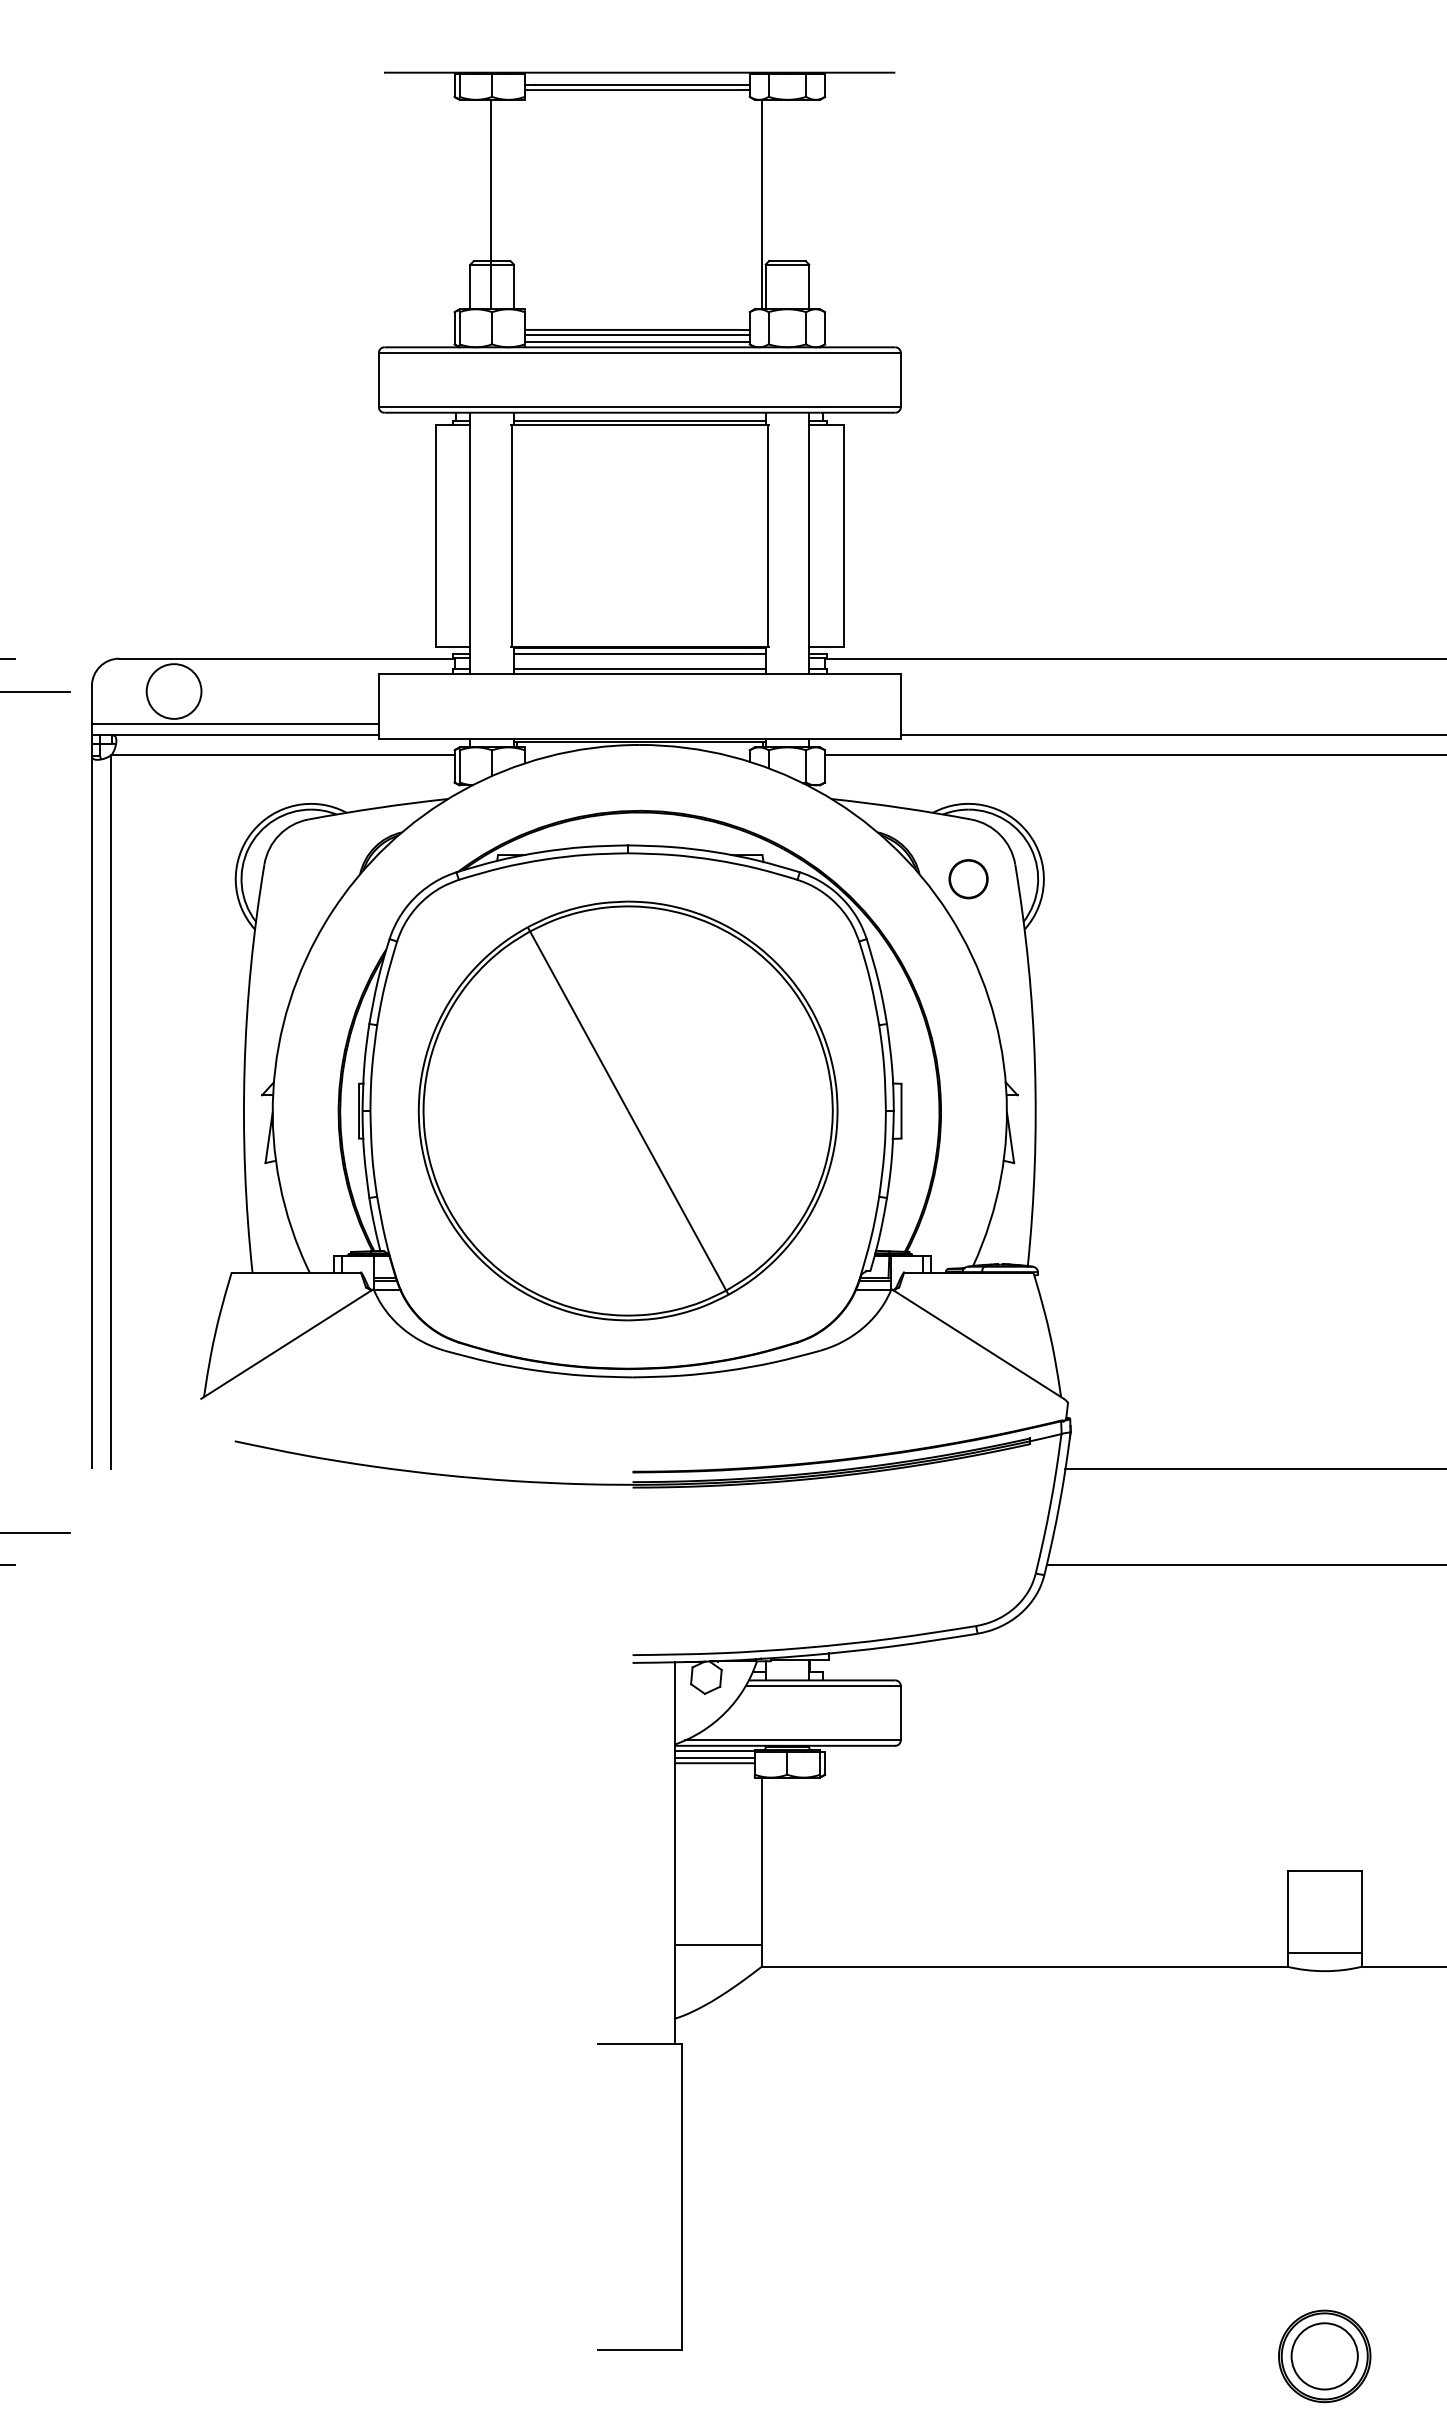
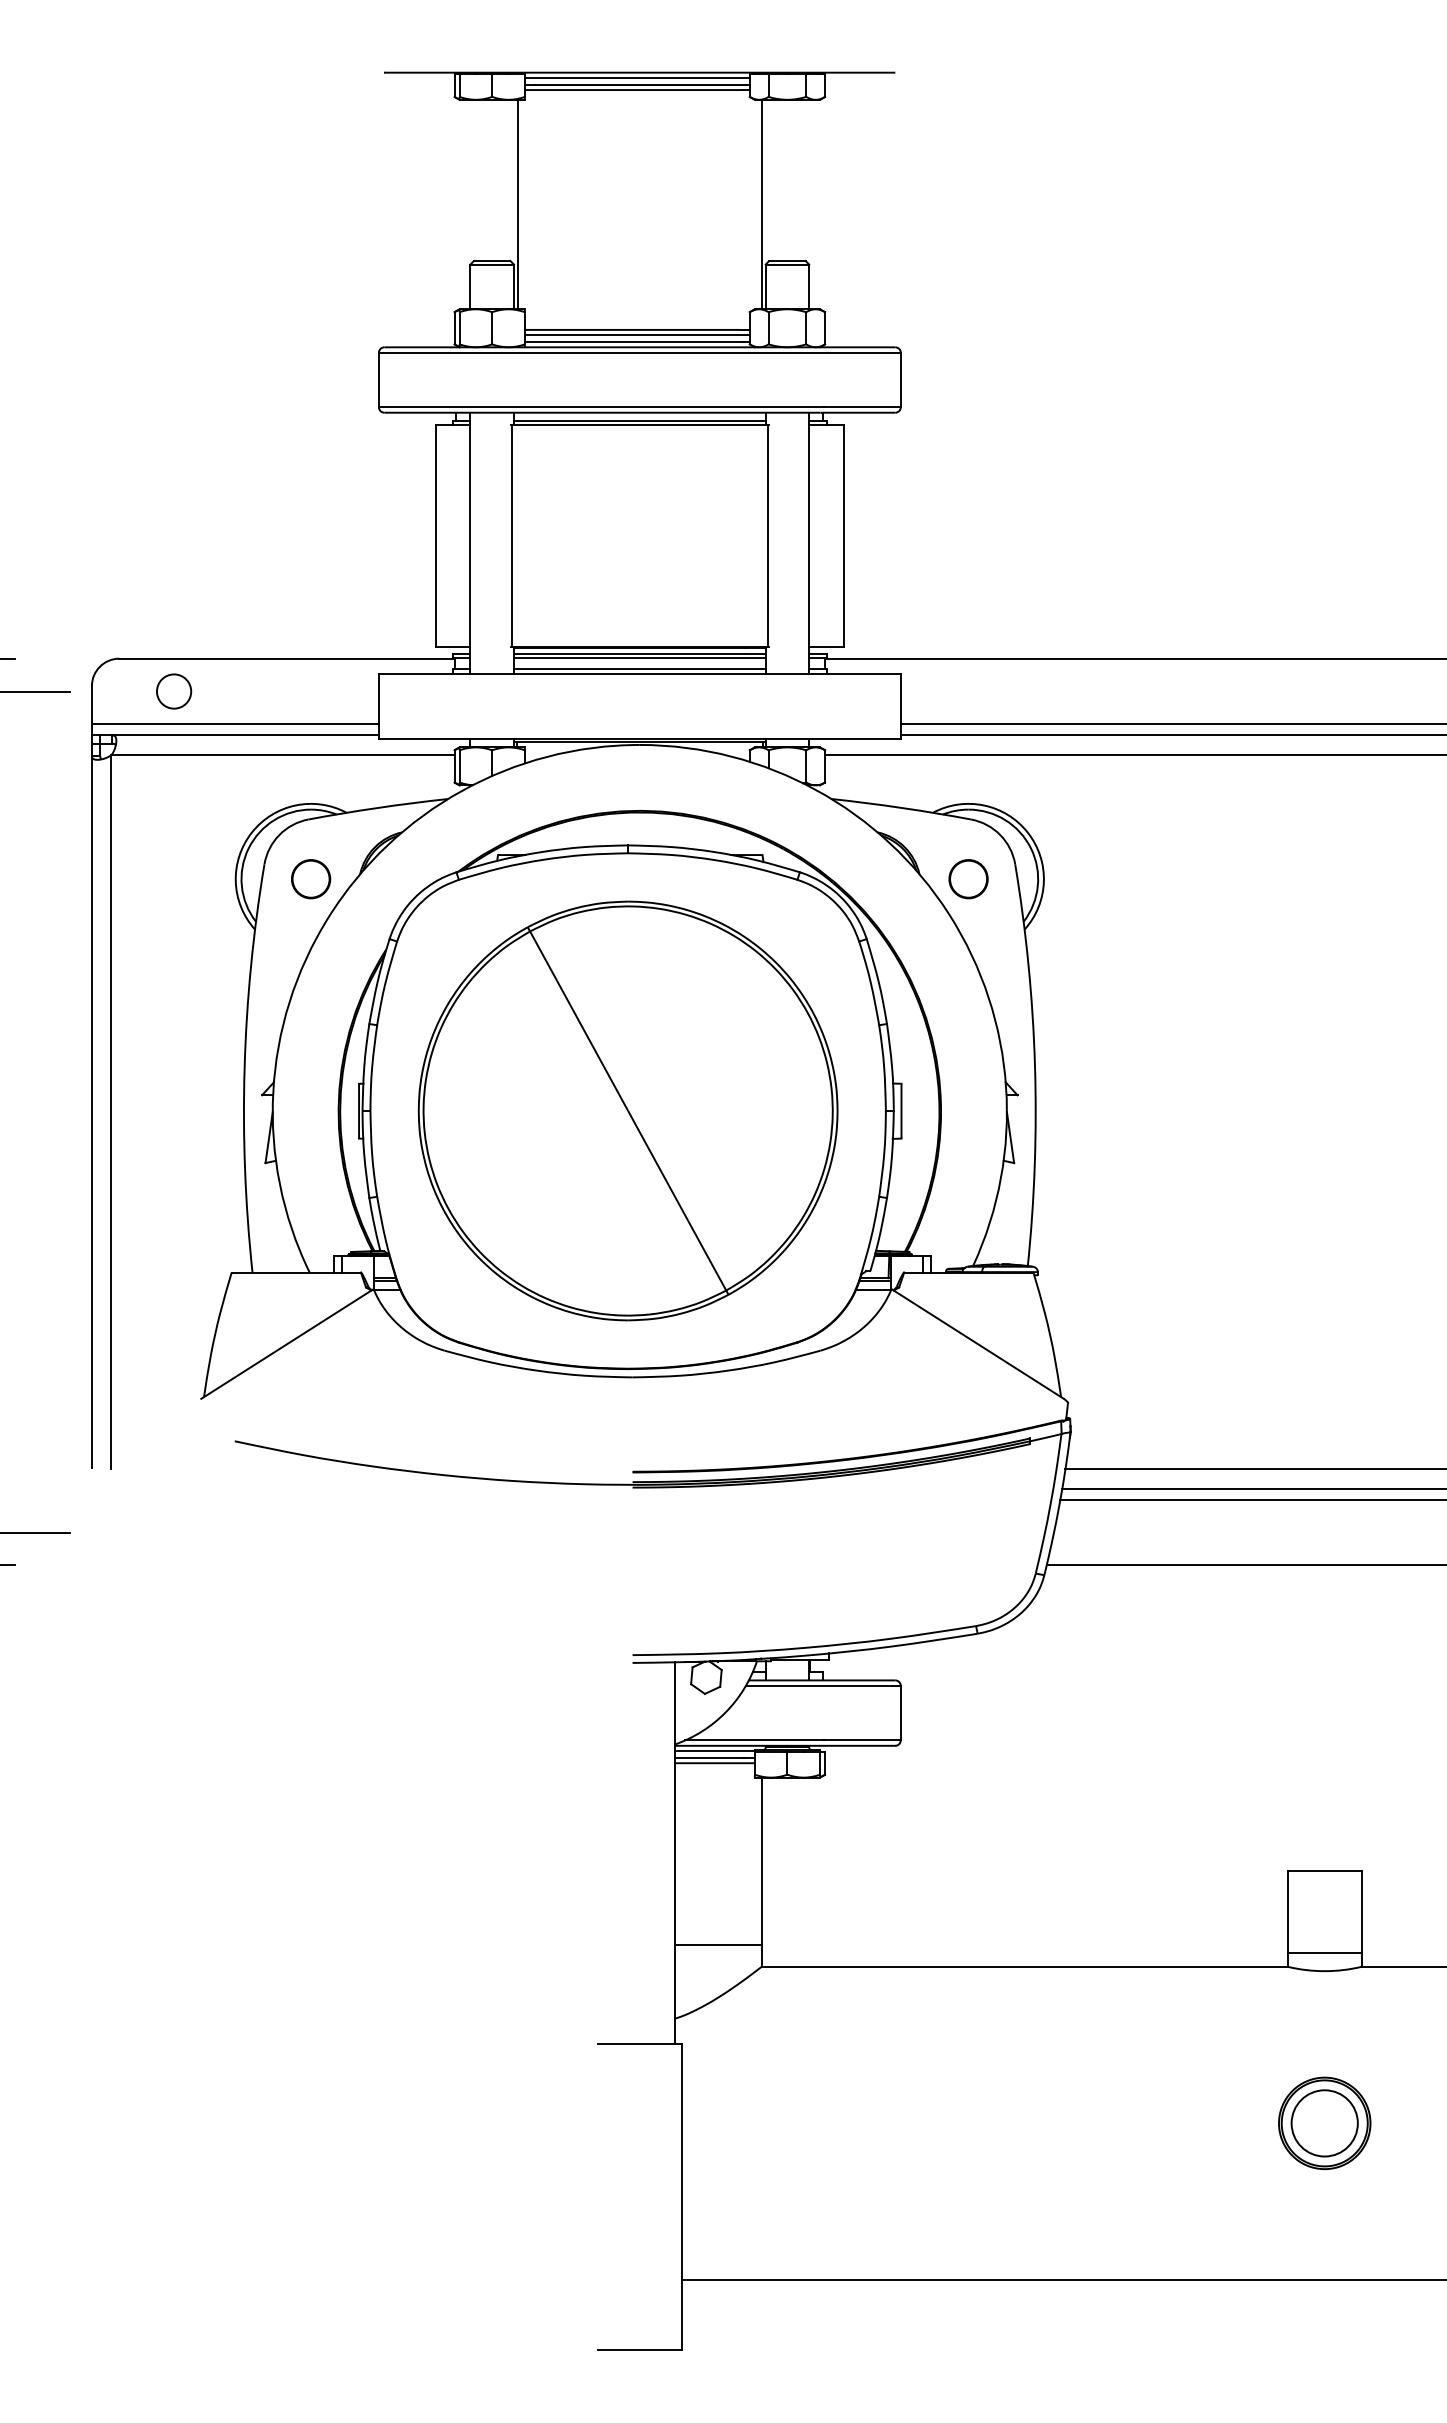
line: none -> present (636, 78)
line position: (491, 204) -> (518, 204) (518, 204)
line: none -> present (639, 657)
circle diameter: 55 px -> 34 px (173, 691)
line: none -> present (1171, 724)
circle: none -> present (311, 879)
line: none -> present (1252, 1488)
line: none -> present (1251, 1499)
line: none -> present (1062, 2279)
part position: (1324, 2355) -> (1324, 2122) (1324, 2122)
